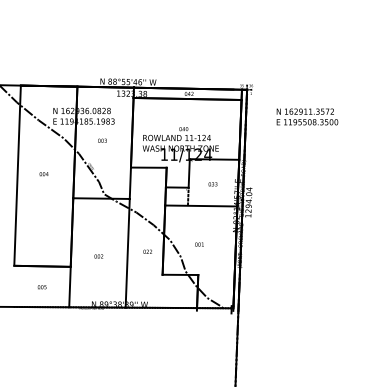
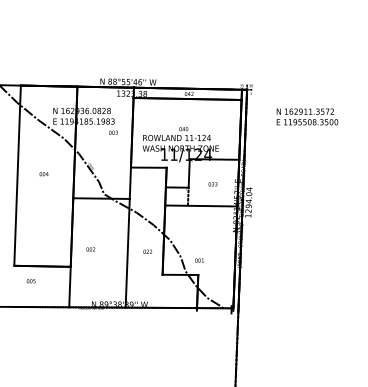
text position: (102, 140) -> (113, 132) (113, 132)
text position: (199, 244) -> (199, 260) (199, 260)
text position: (98, 256) -> (90, 249) (90, 249)
text position: (41, 287) -> (30, 281) (30, 281)
